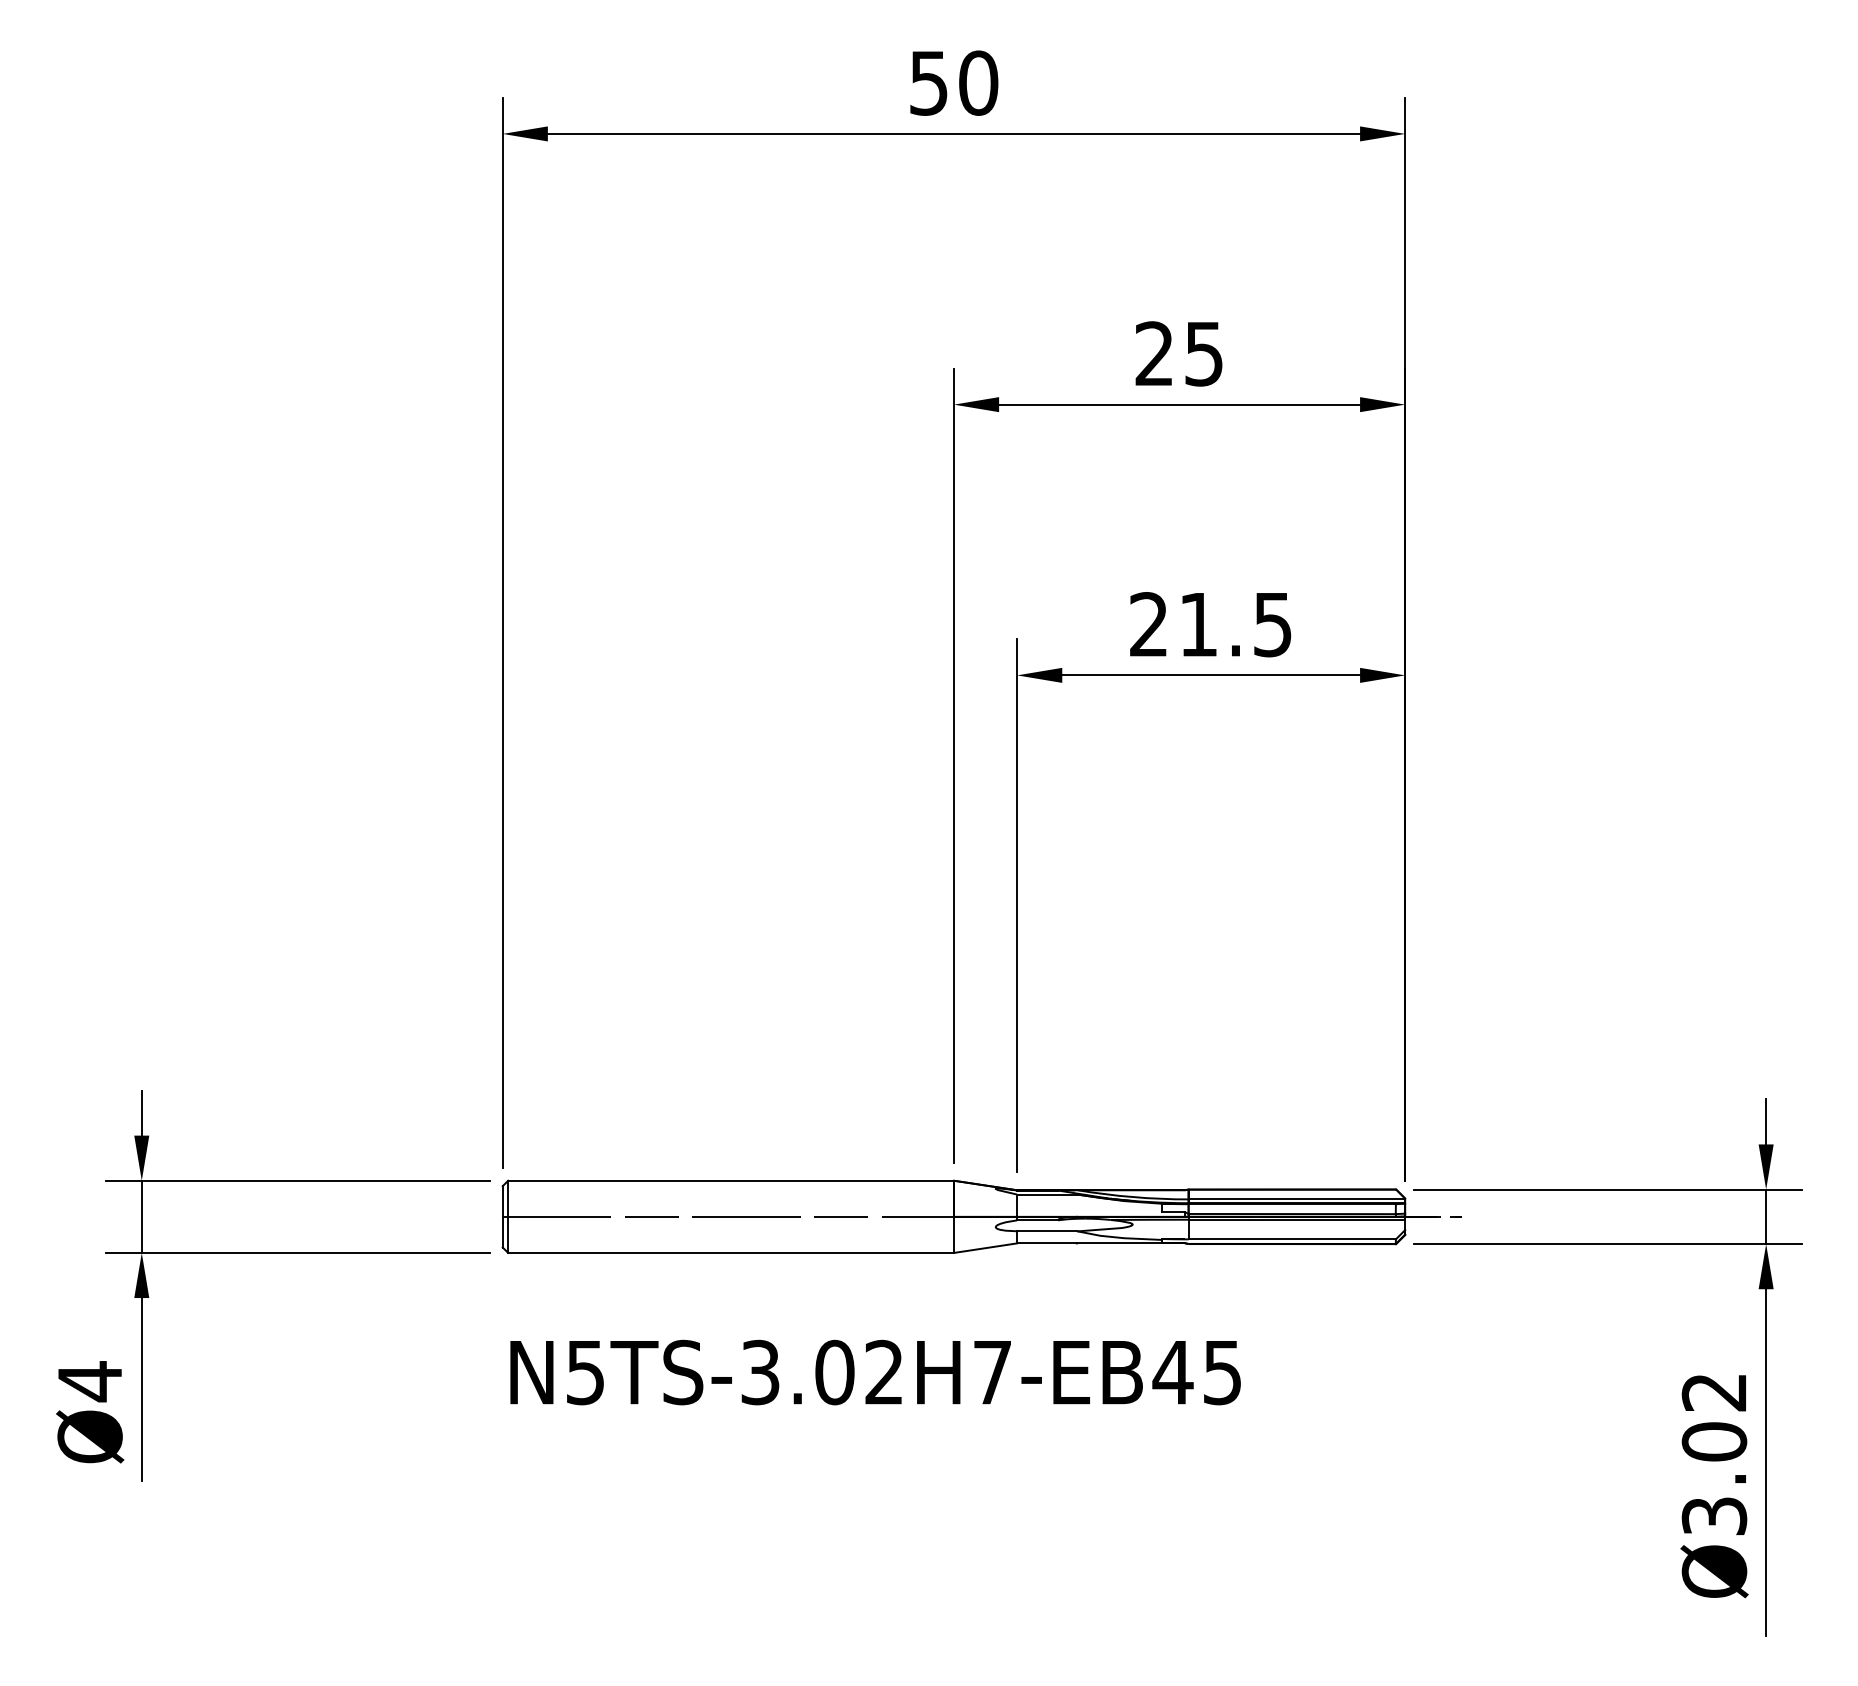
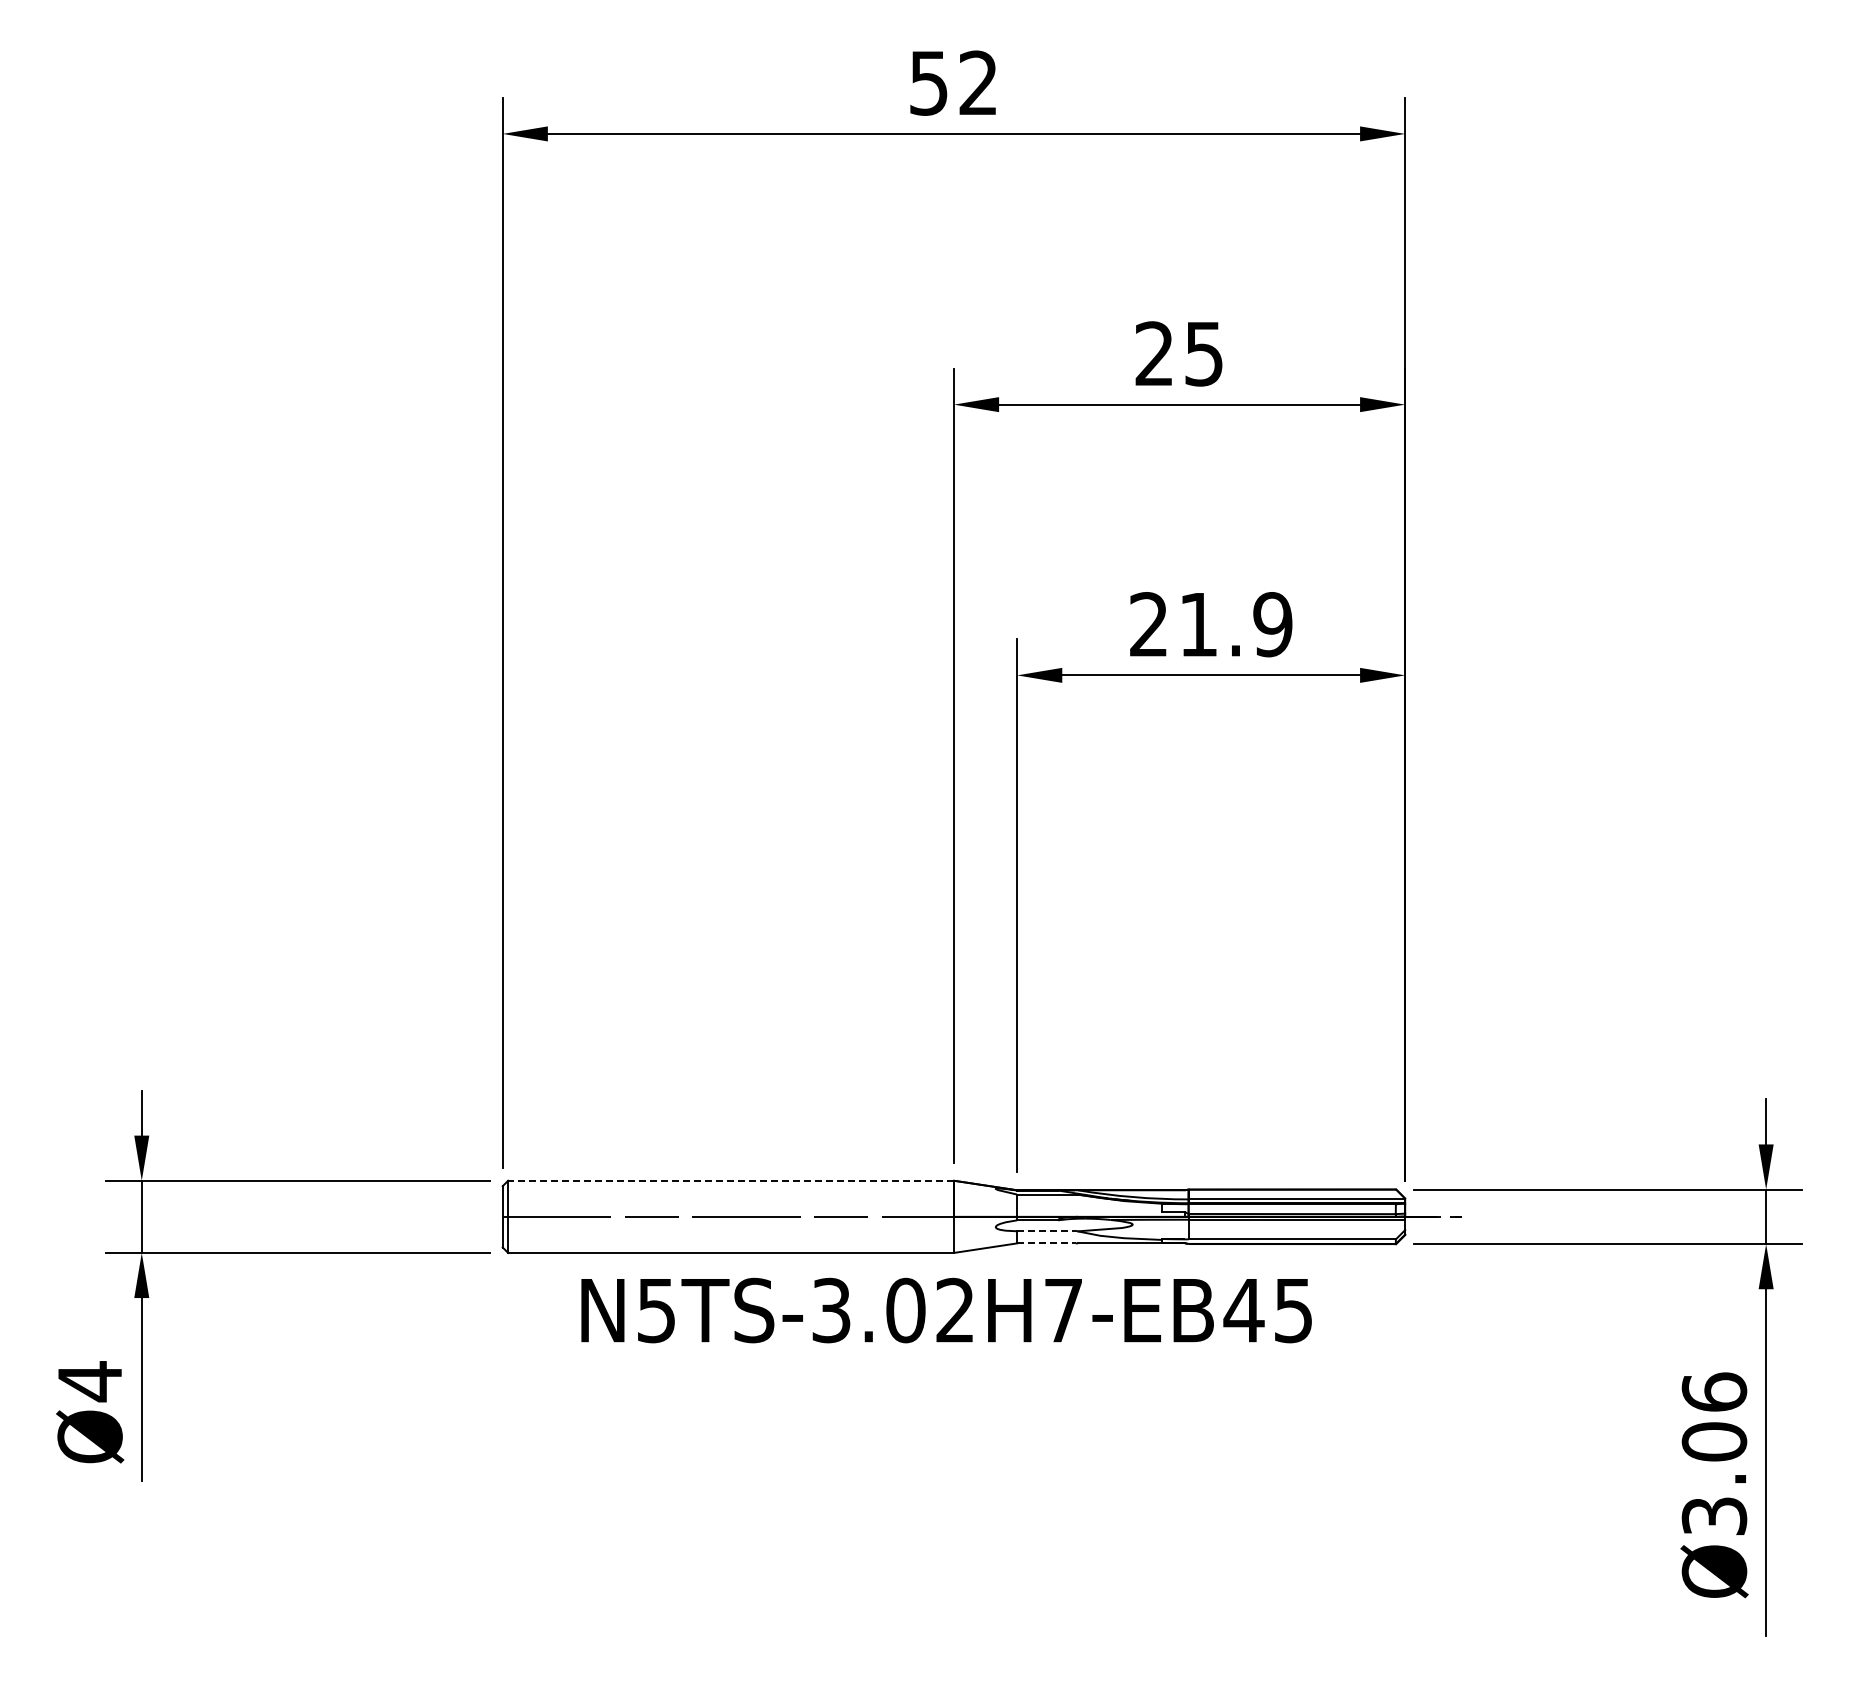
text: 50 -> 52 (978, 82)
text: 21.5 -> 21.9 (1272, 624)
line: solid -> dashed (731, 1180)
line: solid -> dashed (1047, 1231)
line: solid -> dashed (1046, 1243)
text position: (875, 1372) -> (946, 1310) (946, 1310)
text: Ø3.02 -> Ø3.06 (1714, 1391)
